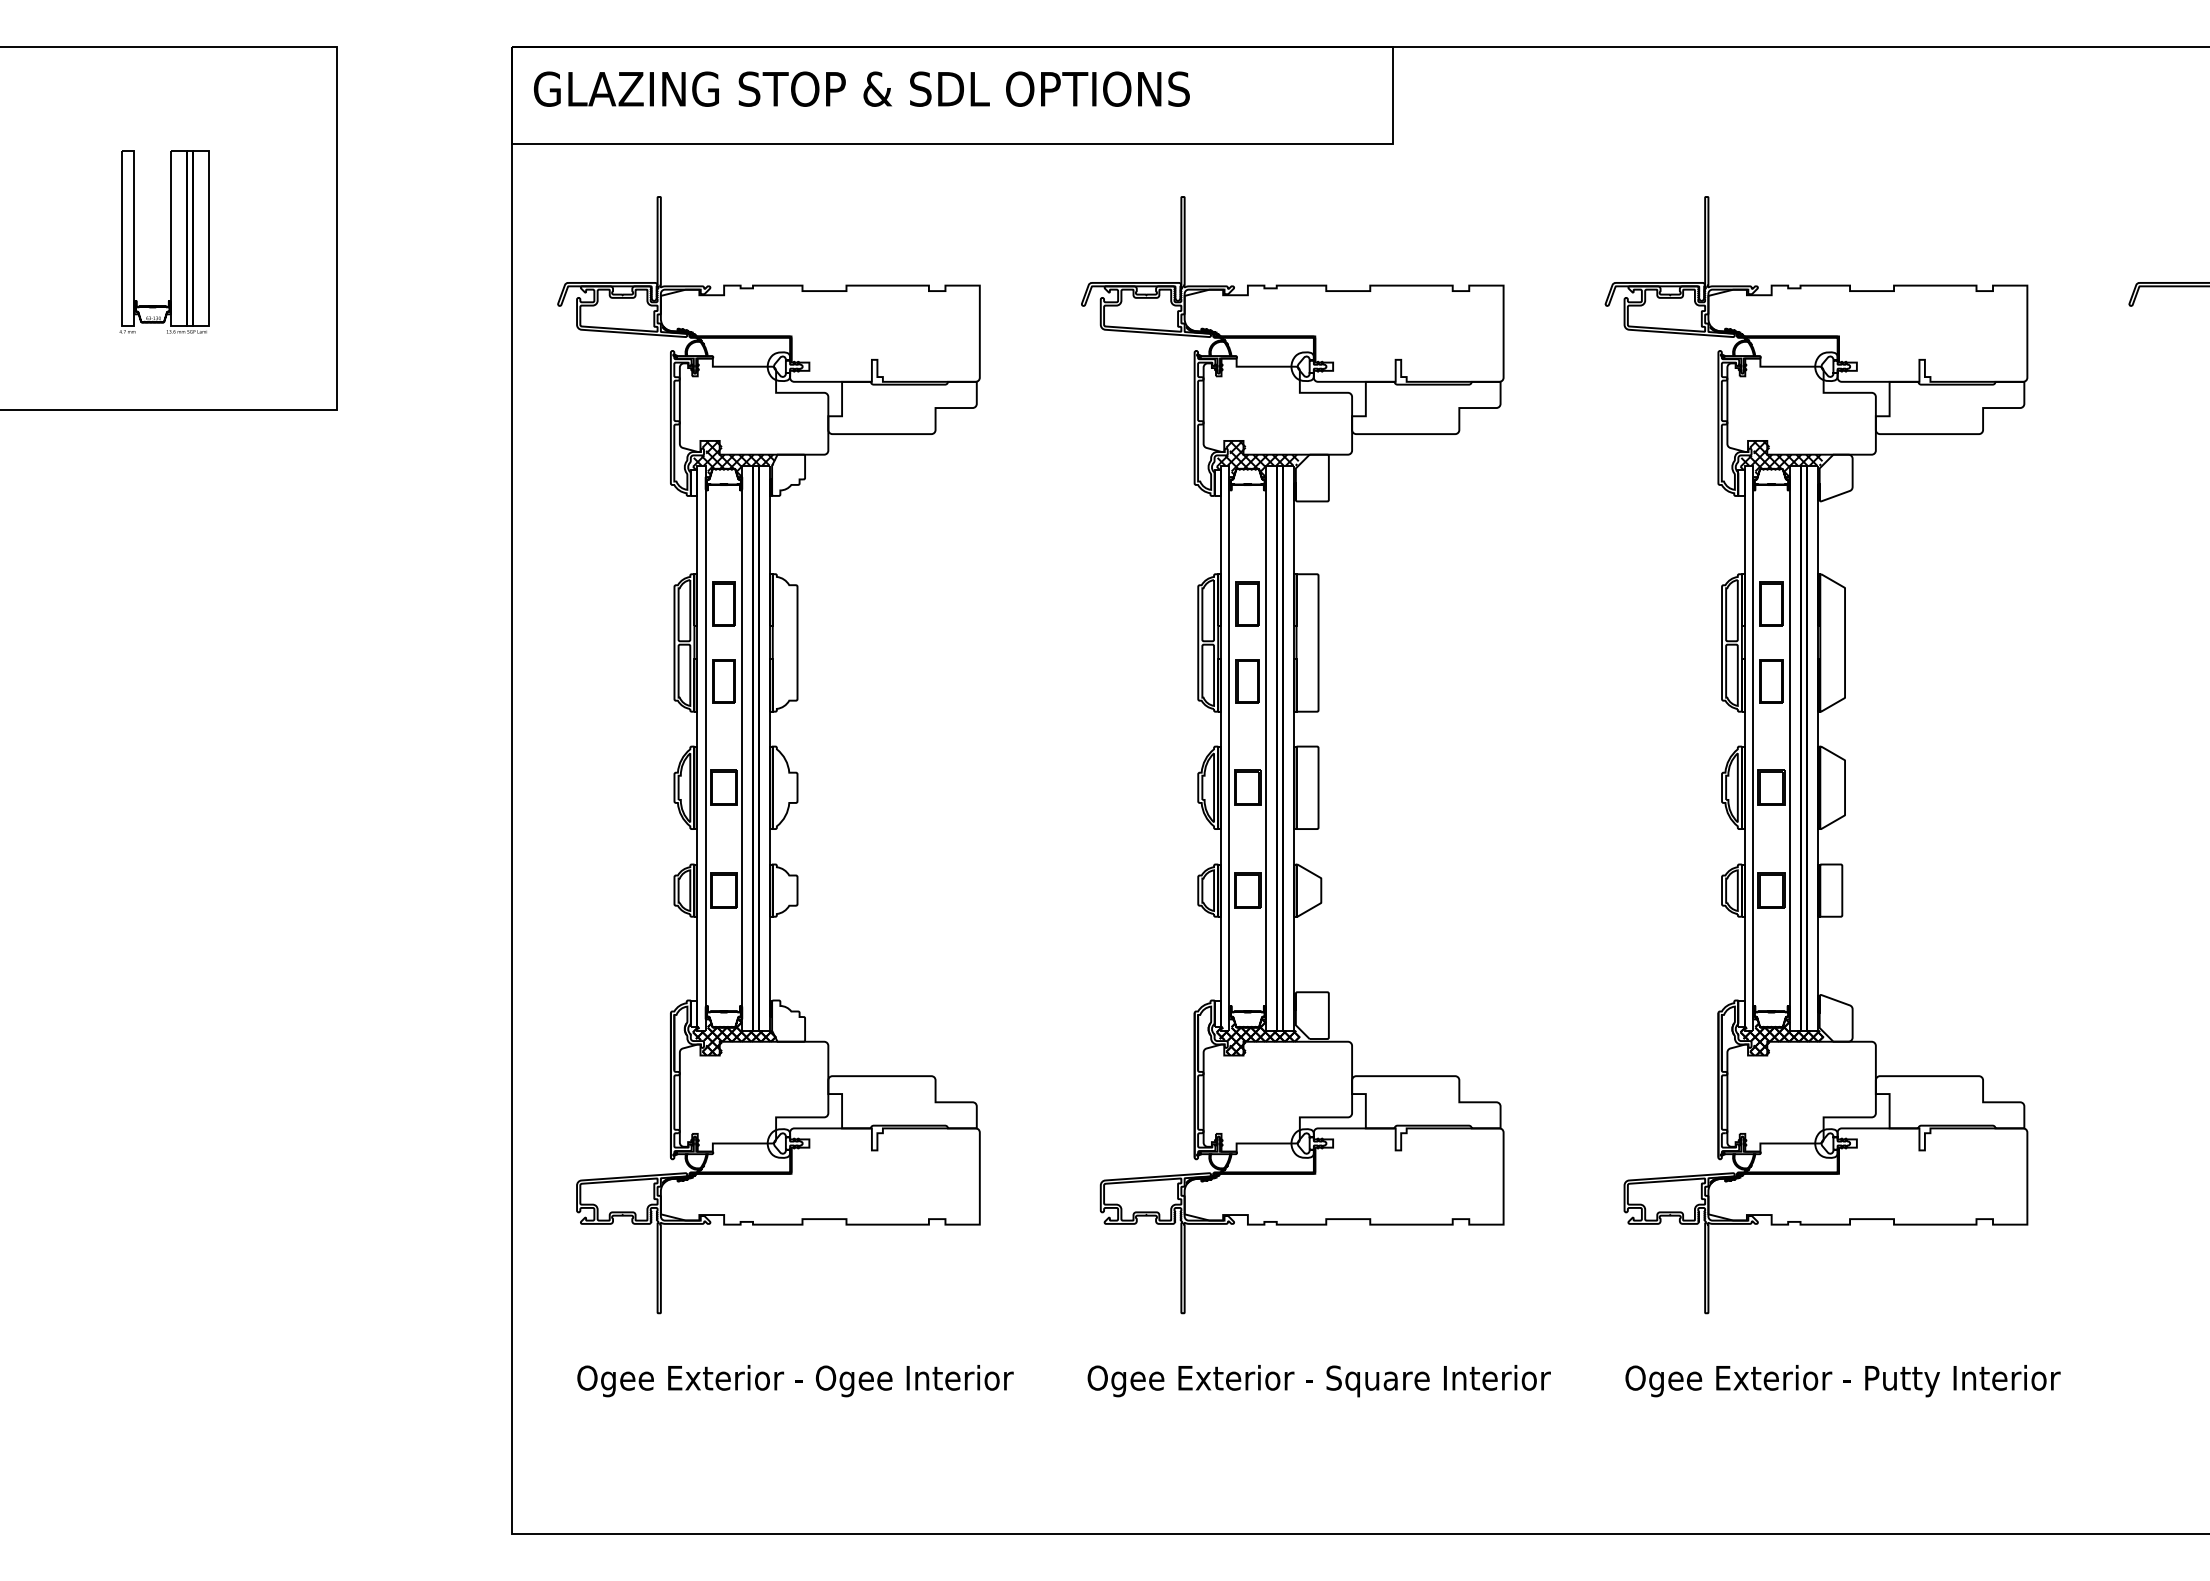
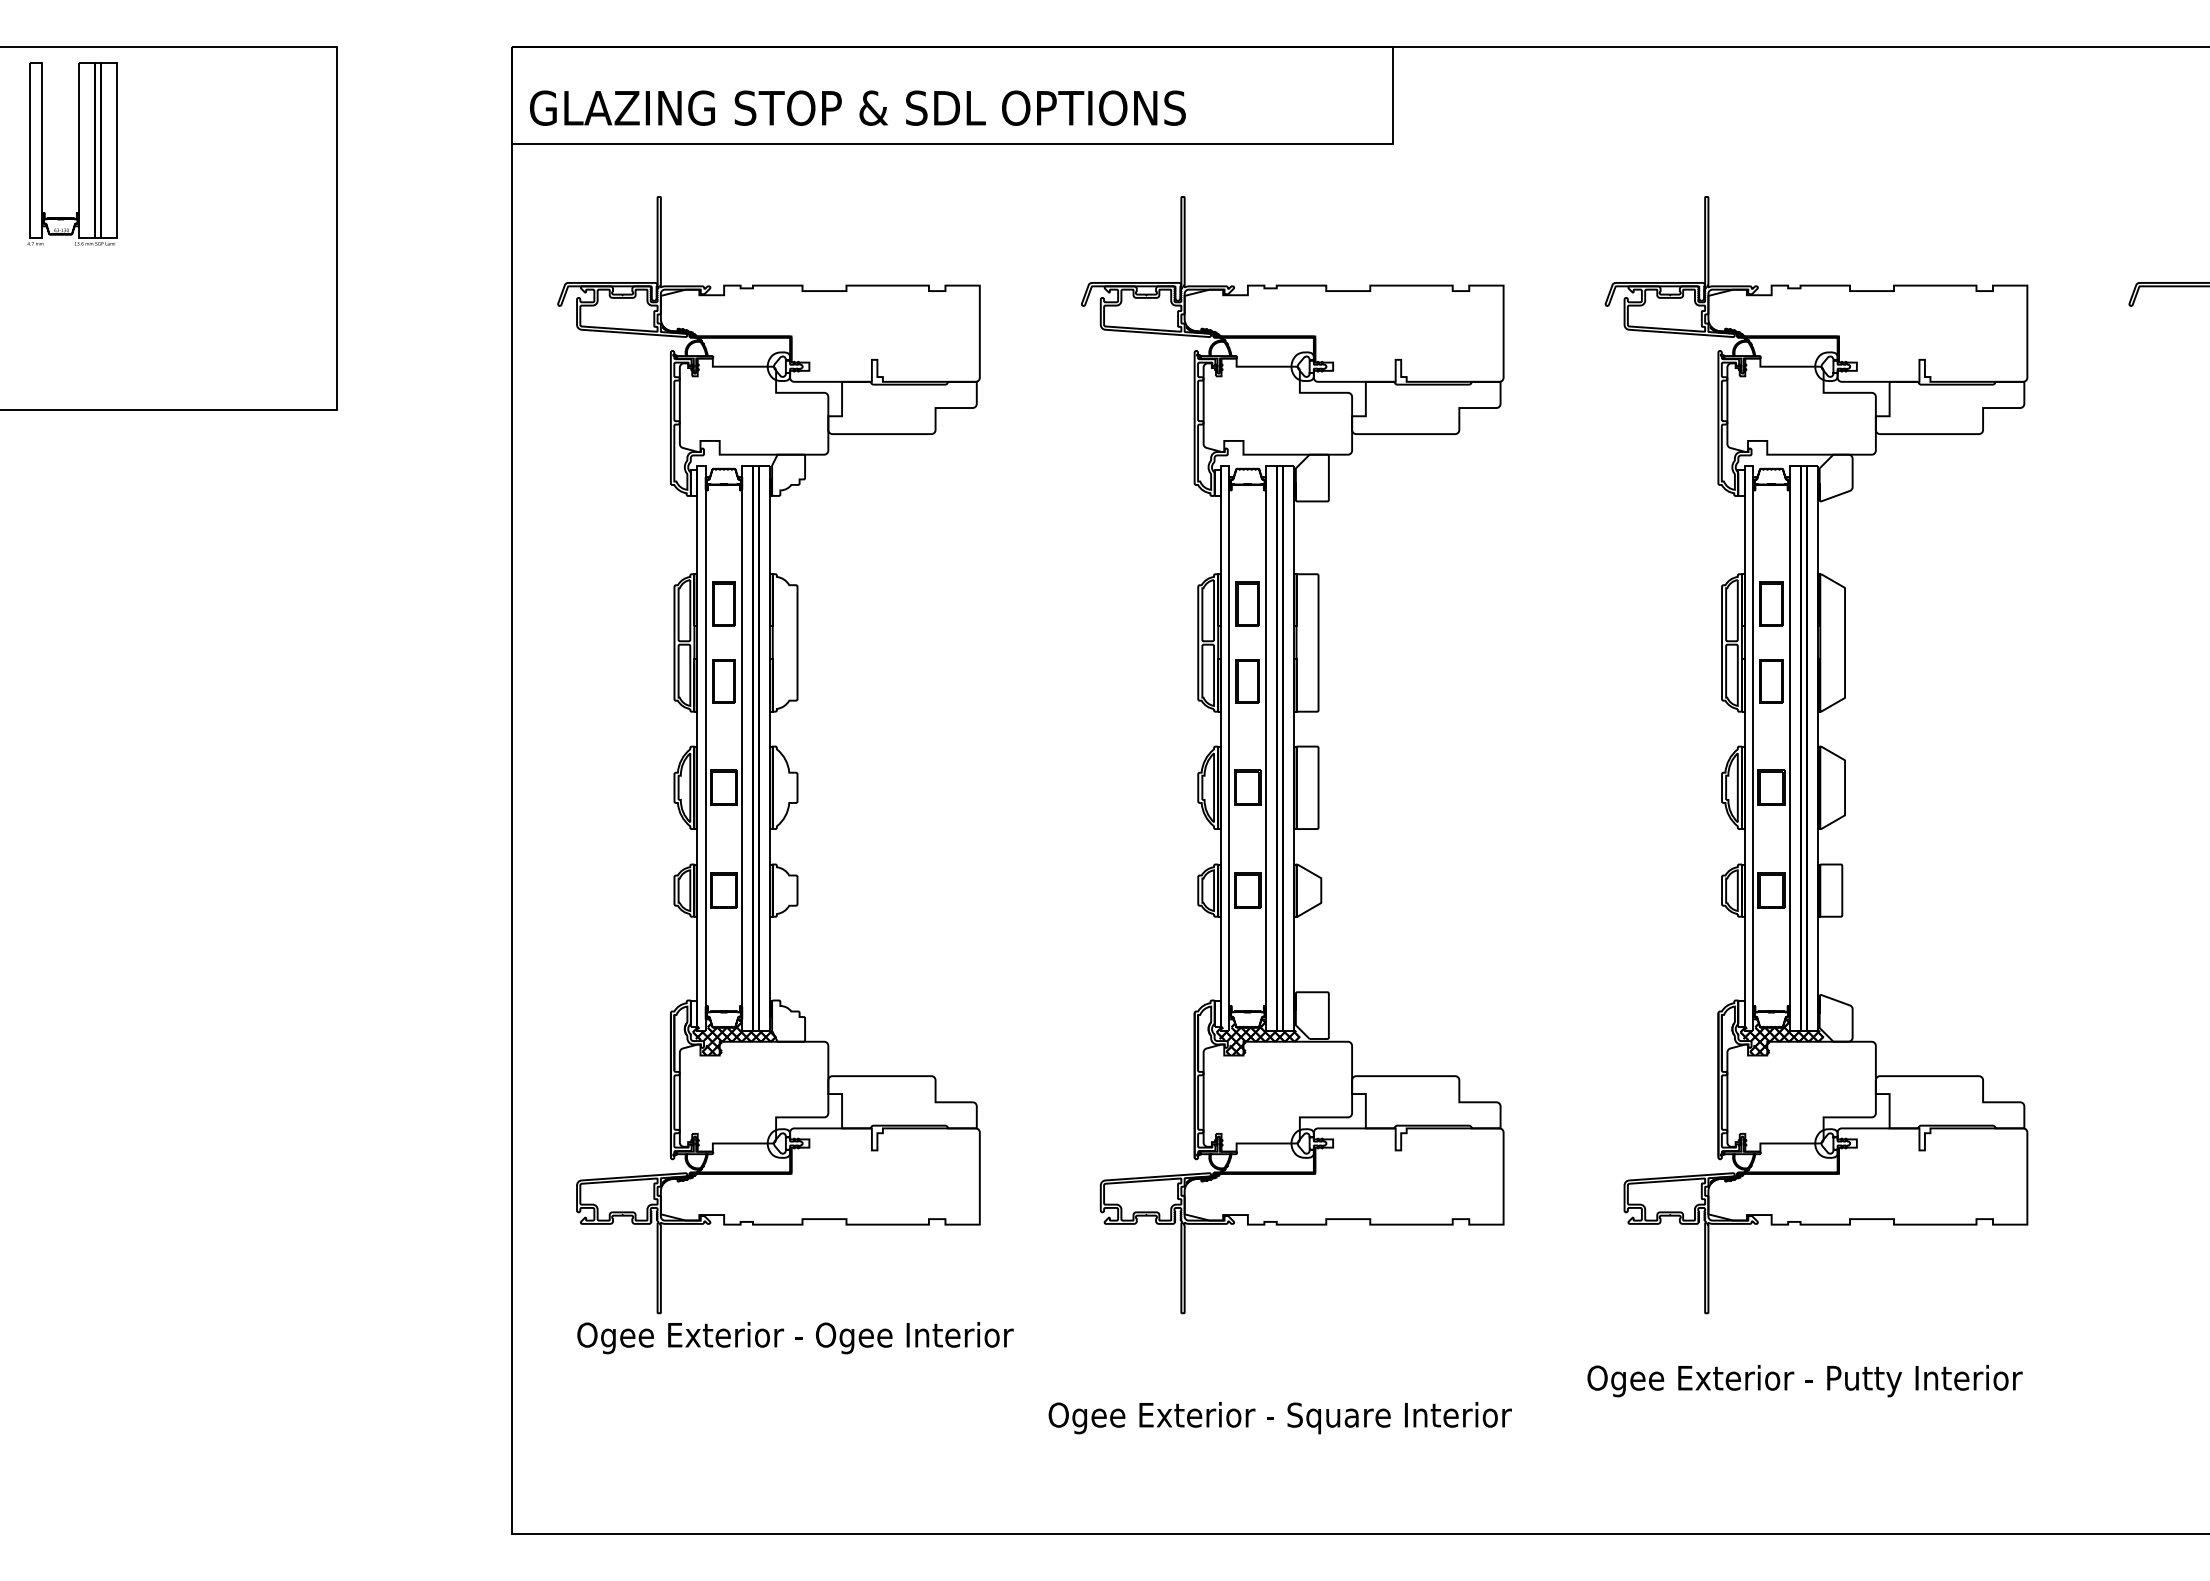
text position: (861, 88) -> (857, 107) (857, 107)
part position: (164, 241) -> (72, 153) (72, 153)
hatch: present -> none (735, 459)
hatch: present -> none (1258, 459)
hatch: present -> none (1782, 459)
text position: (795, 1381) -> (795, 1338) (795, 1338)
text position: (1318, 1381) -> (1279, 1418) (1279, 1418)
text position: (1842, 1381) -> (1804, 1381) (1804, 1381)
